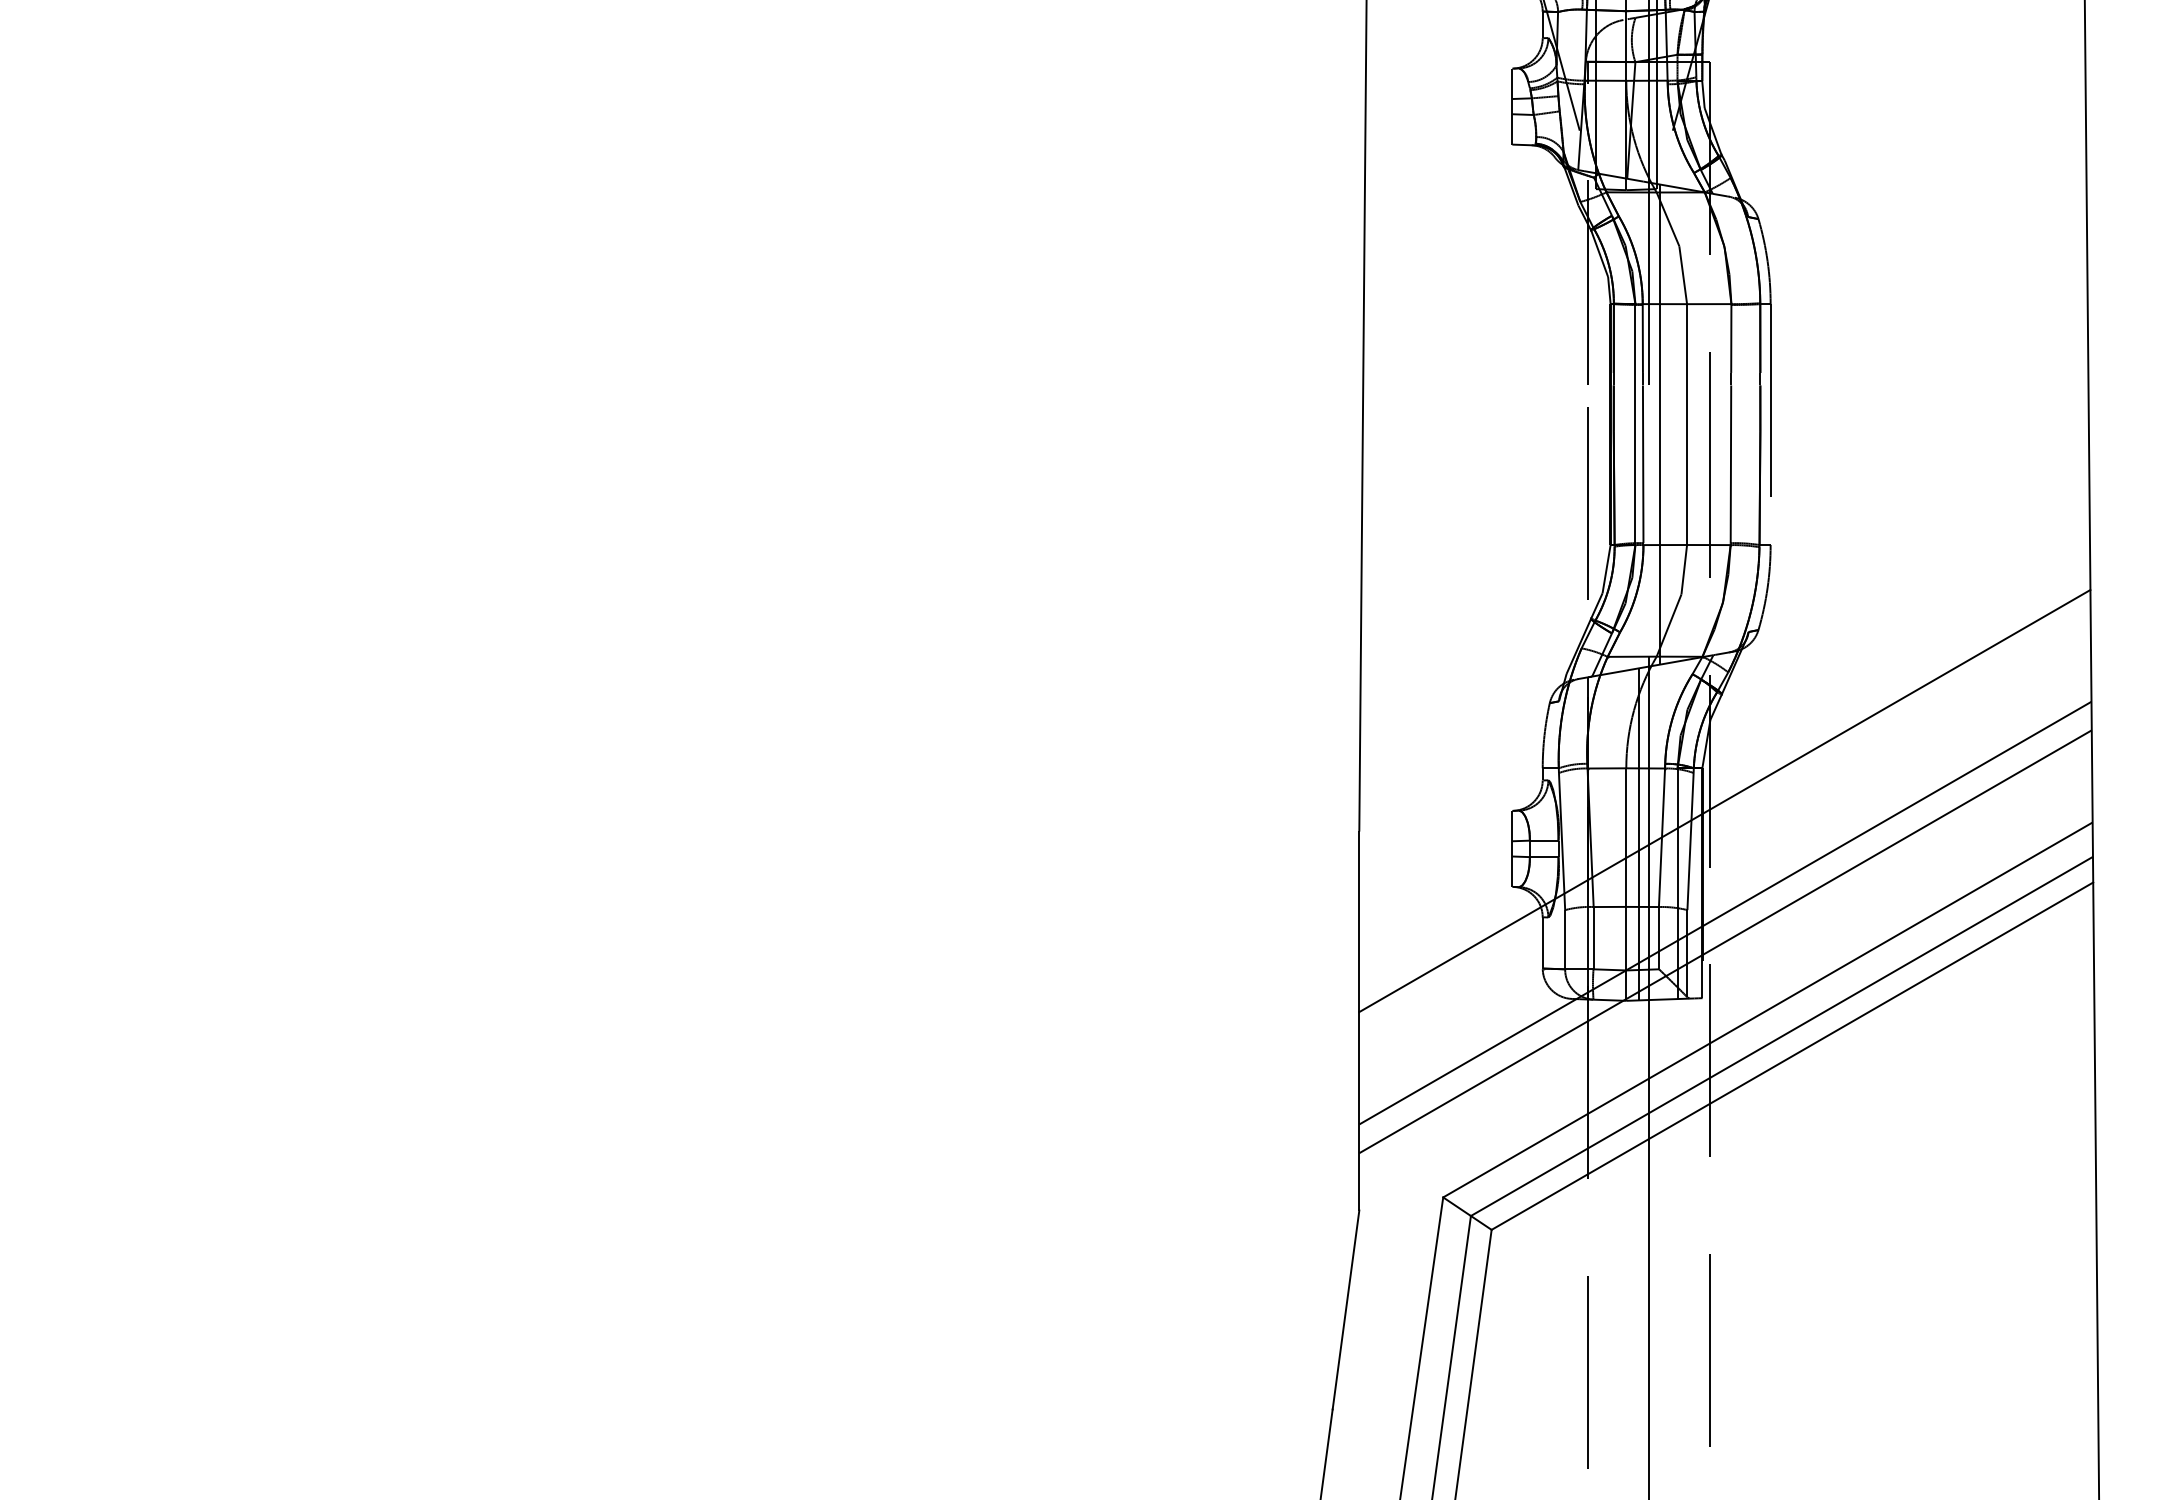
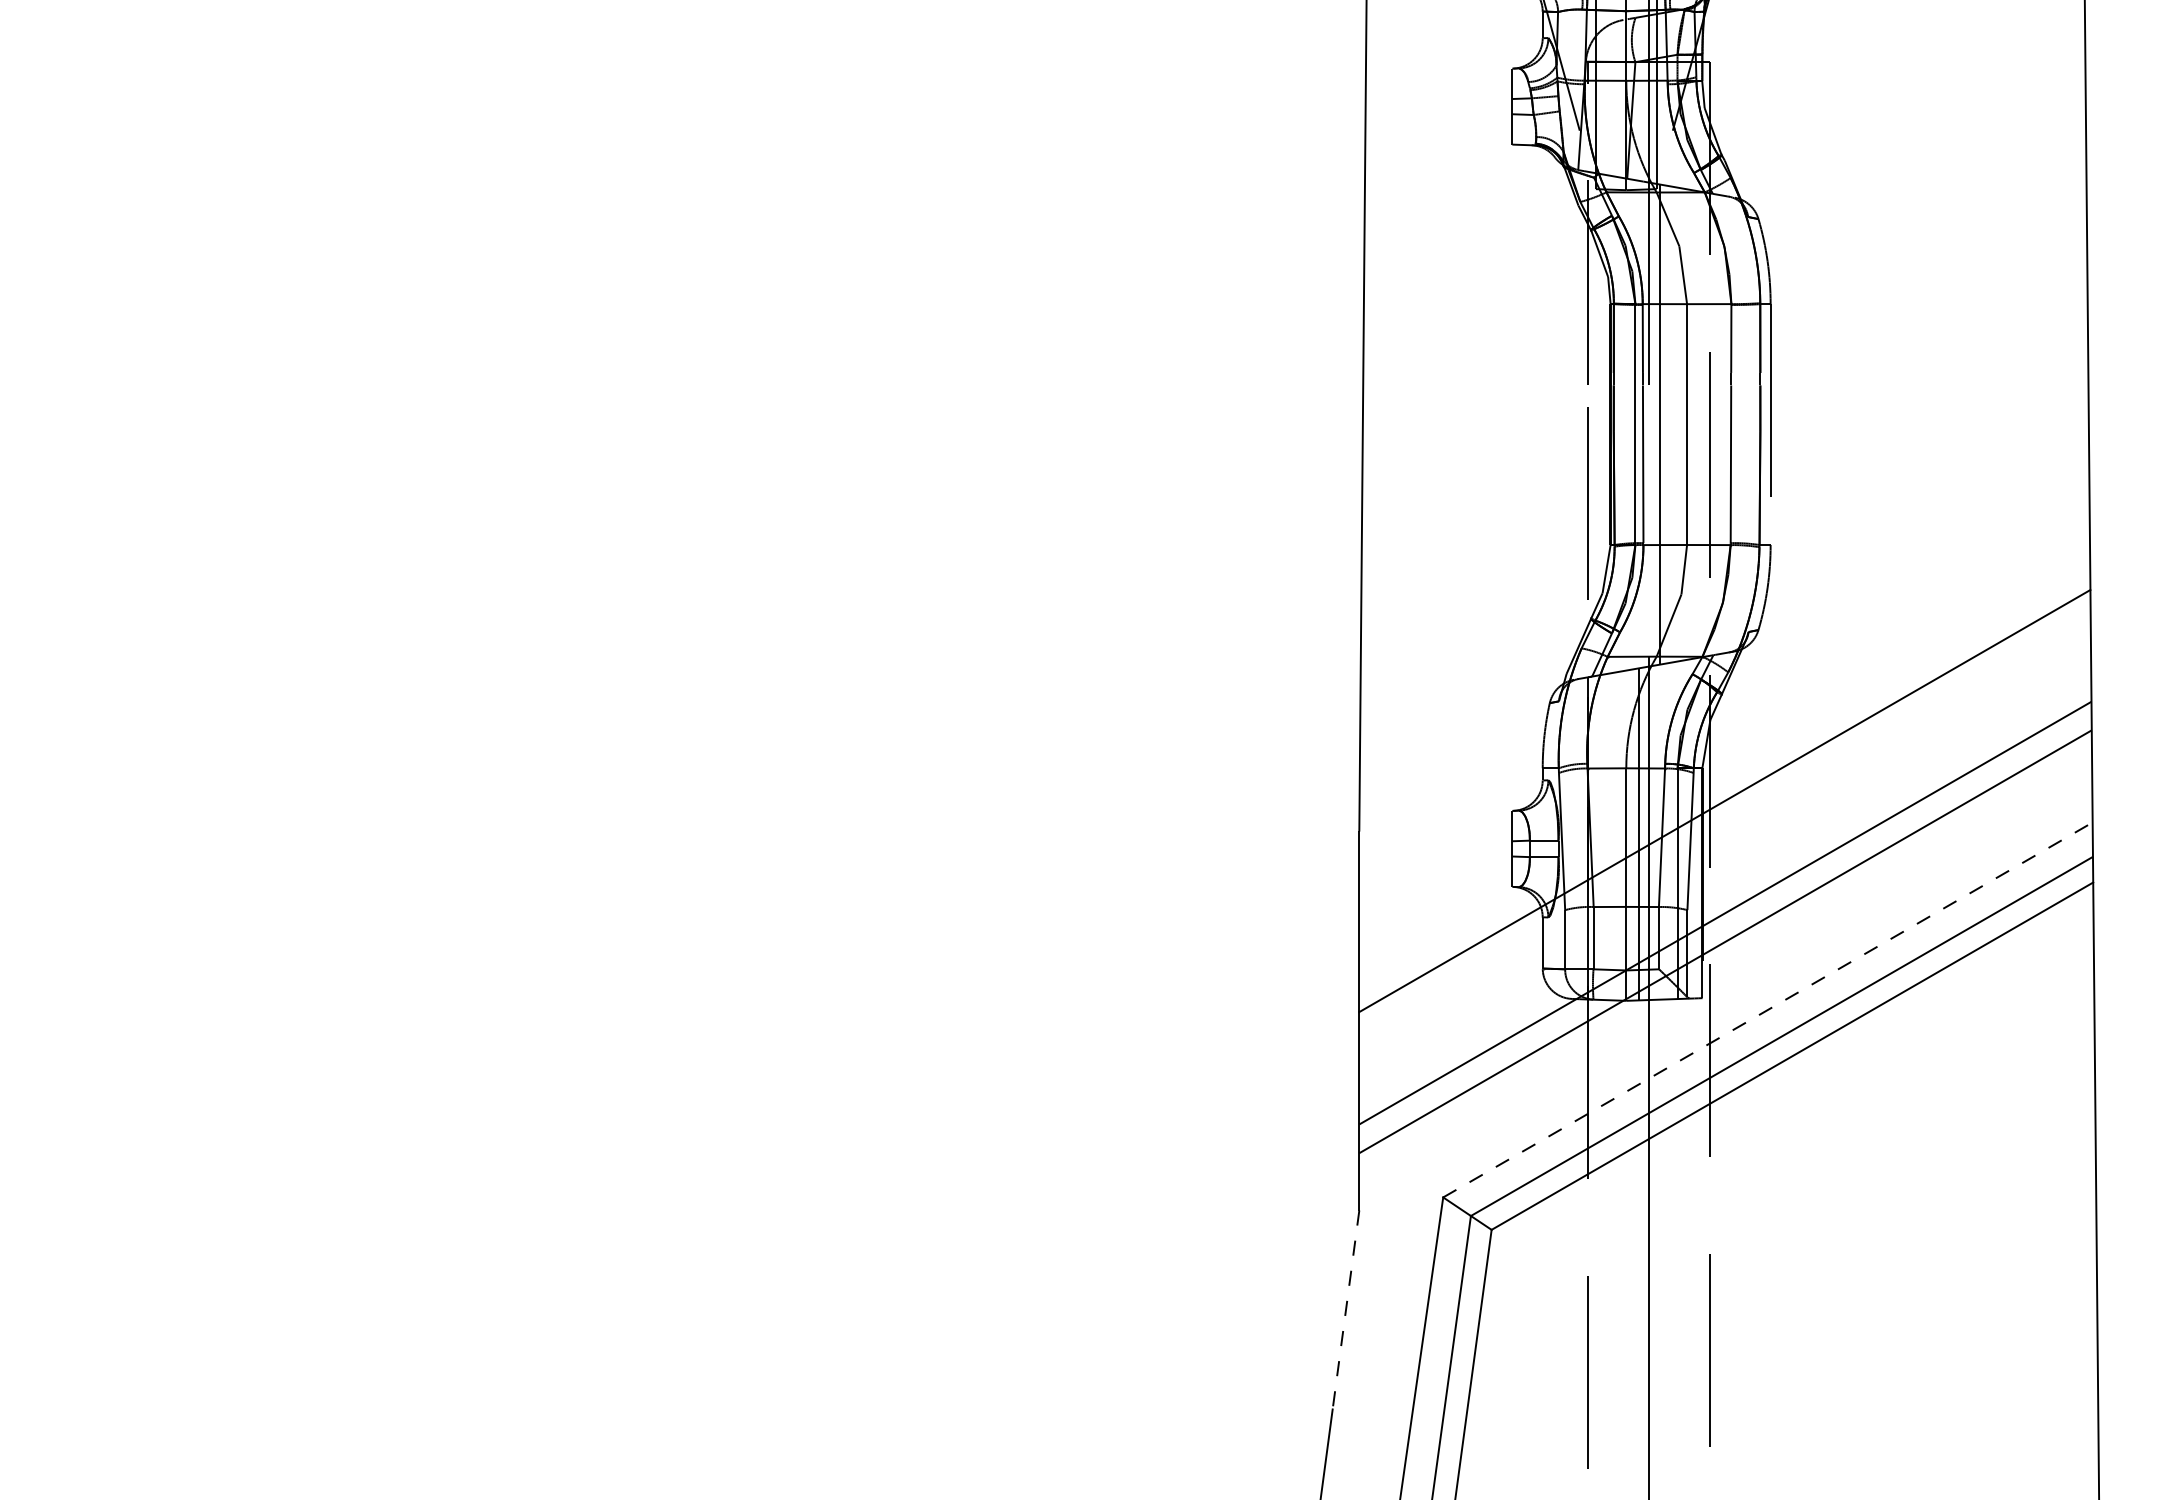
line: solid -> dashed (1767, 1009)
line: solid -> dashed (1345, 1310)
